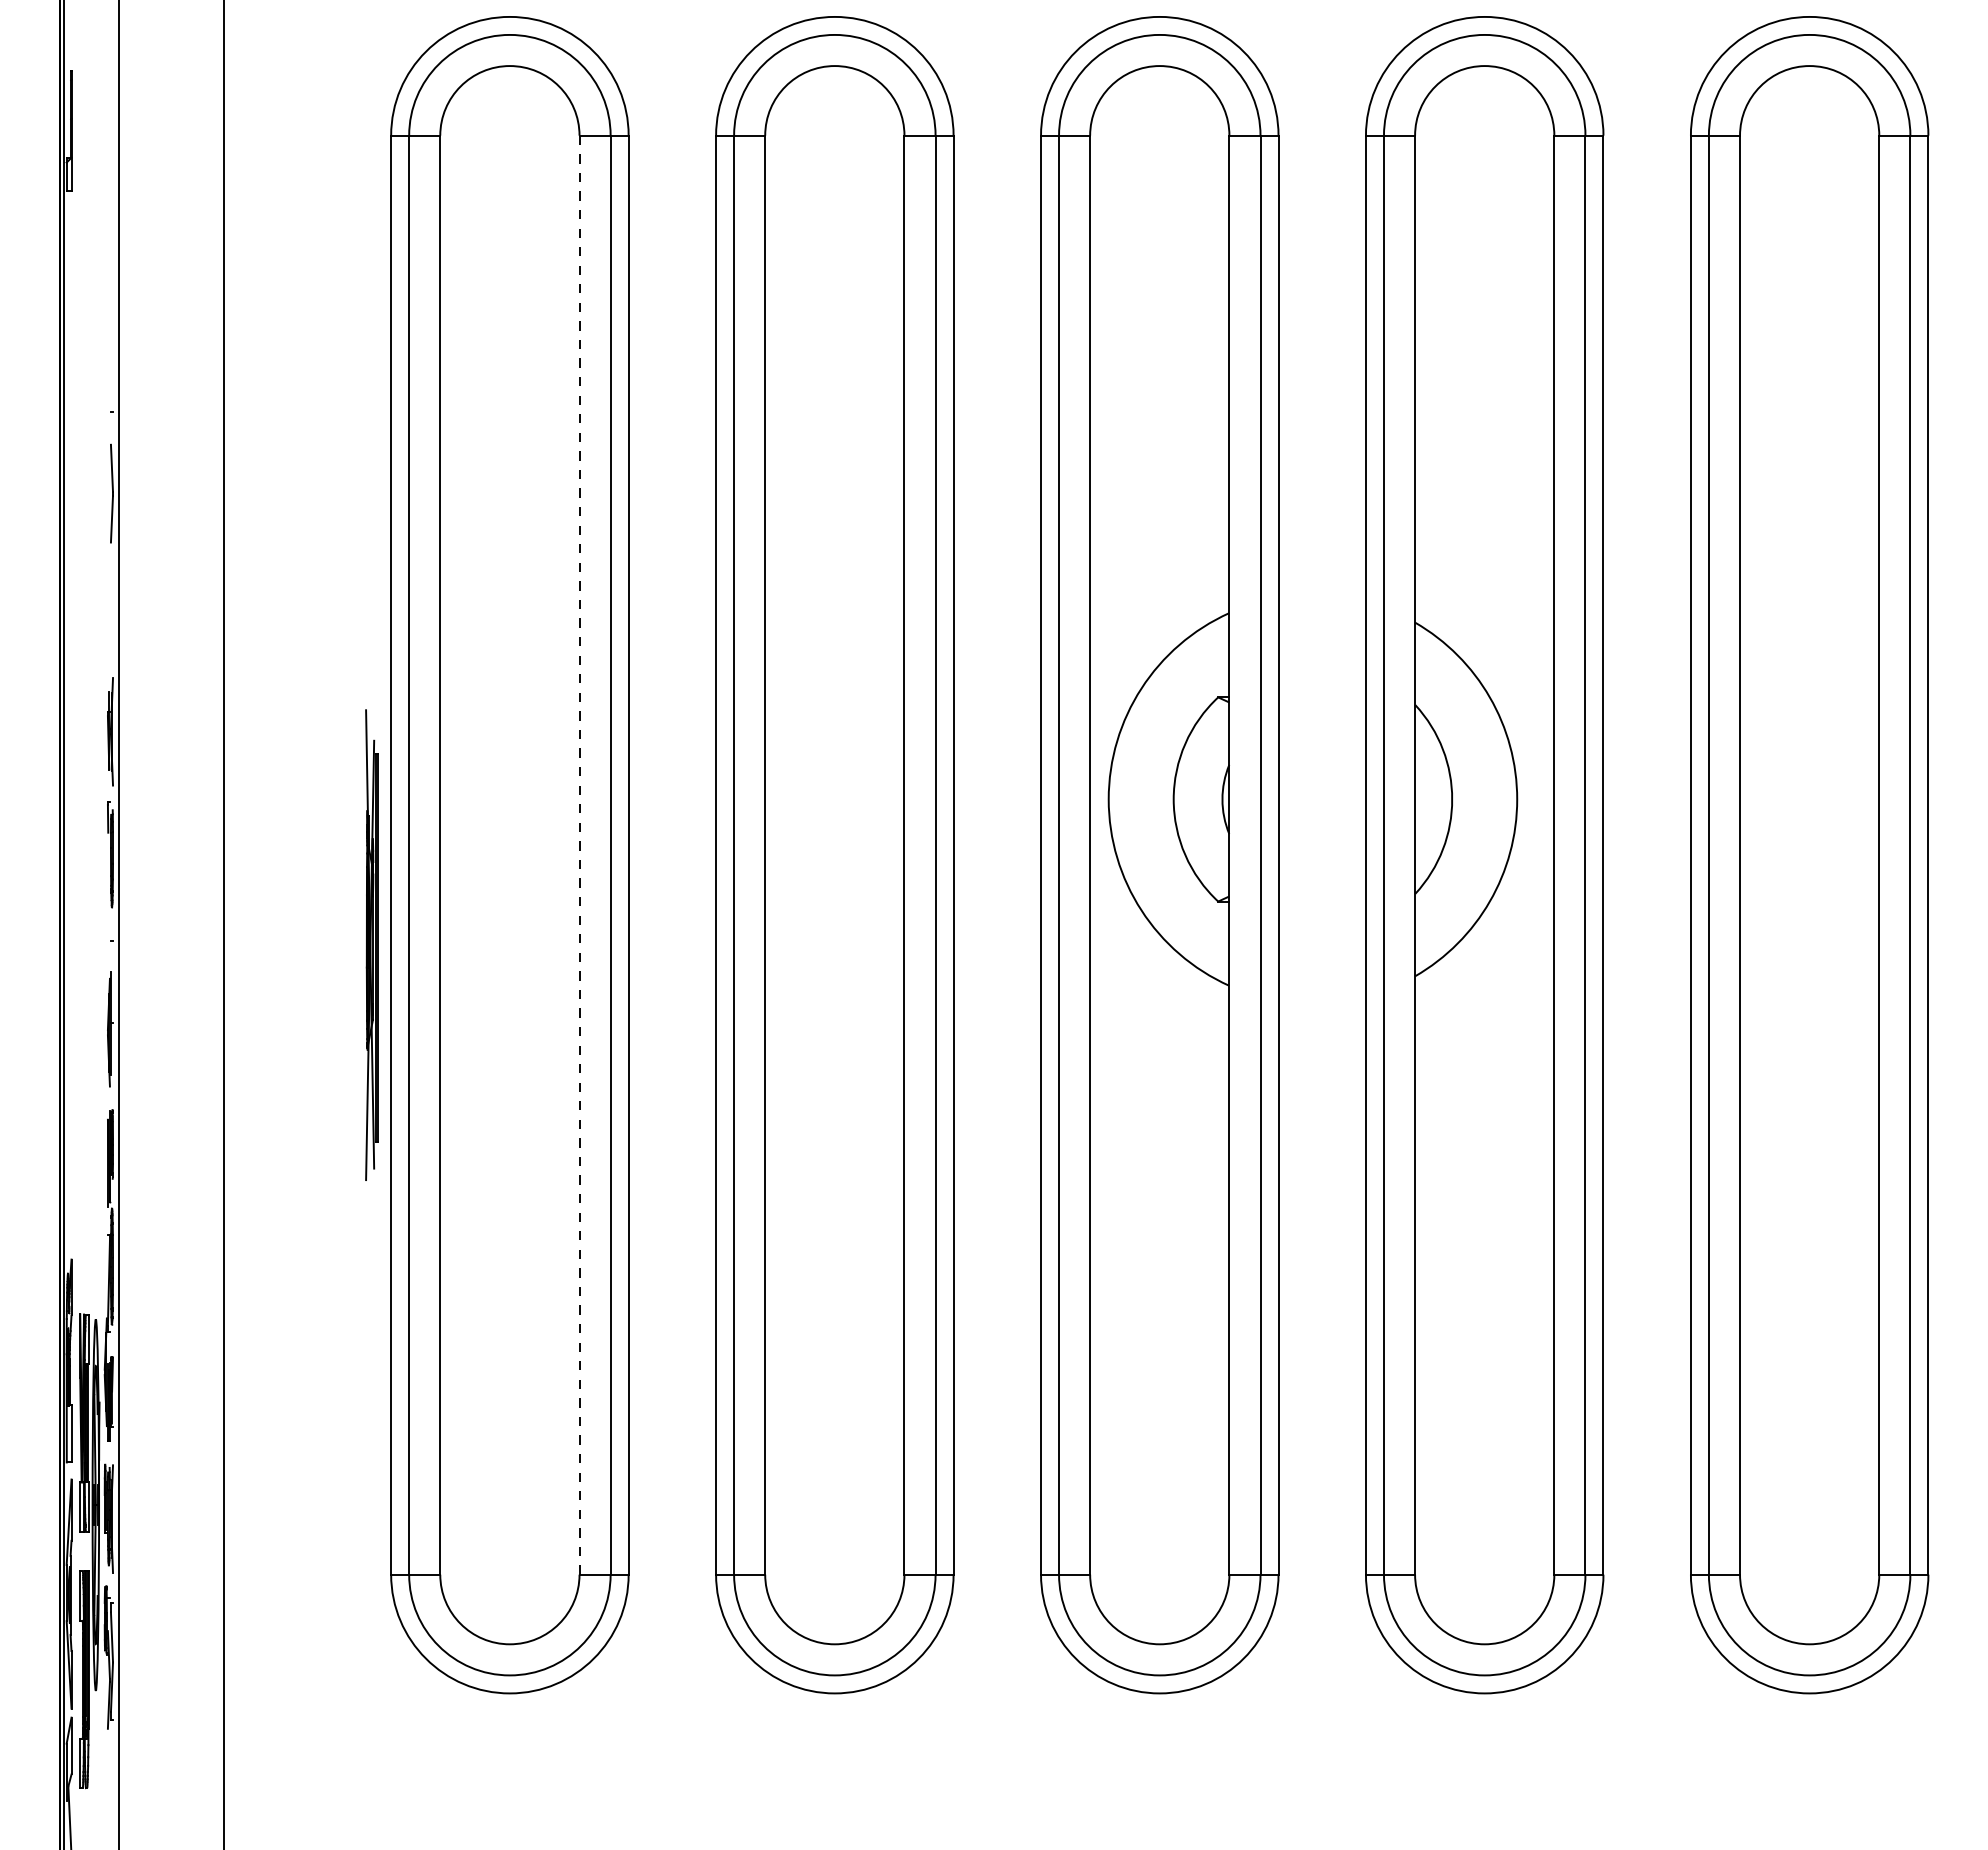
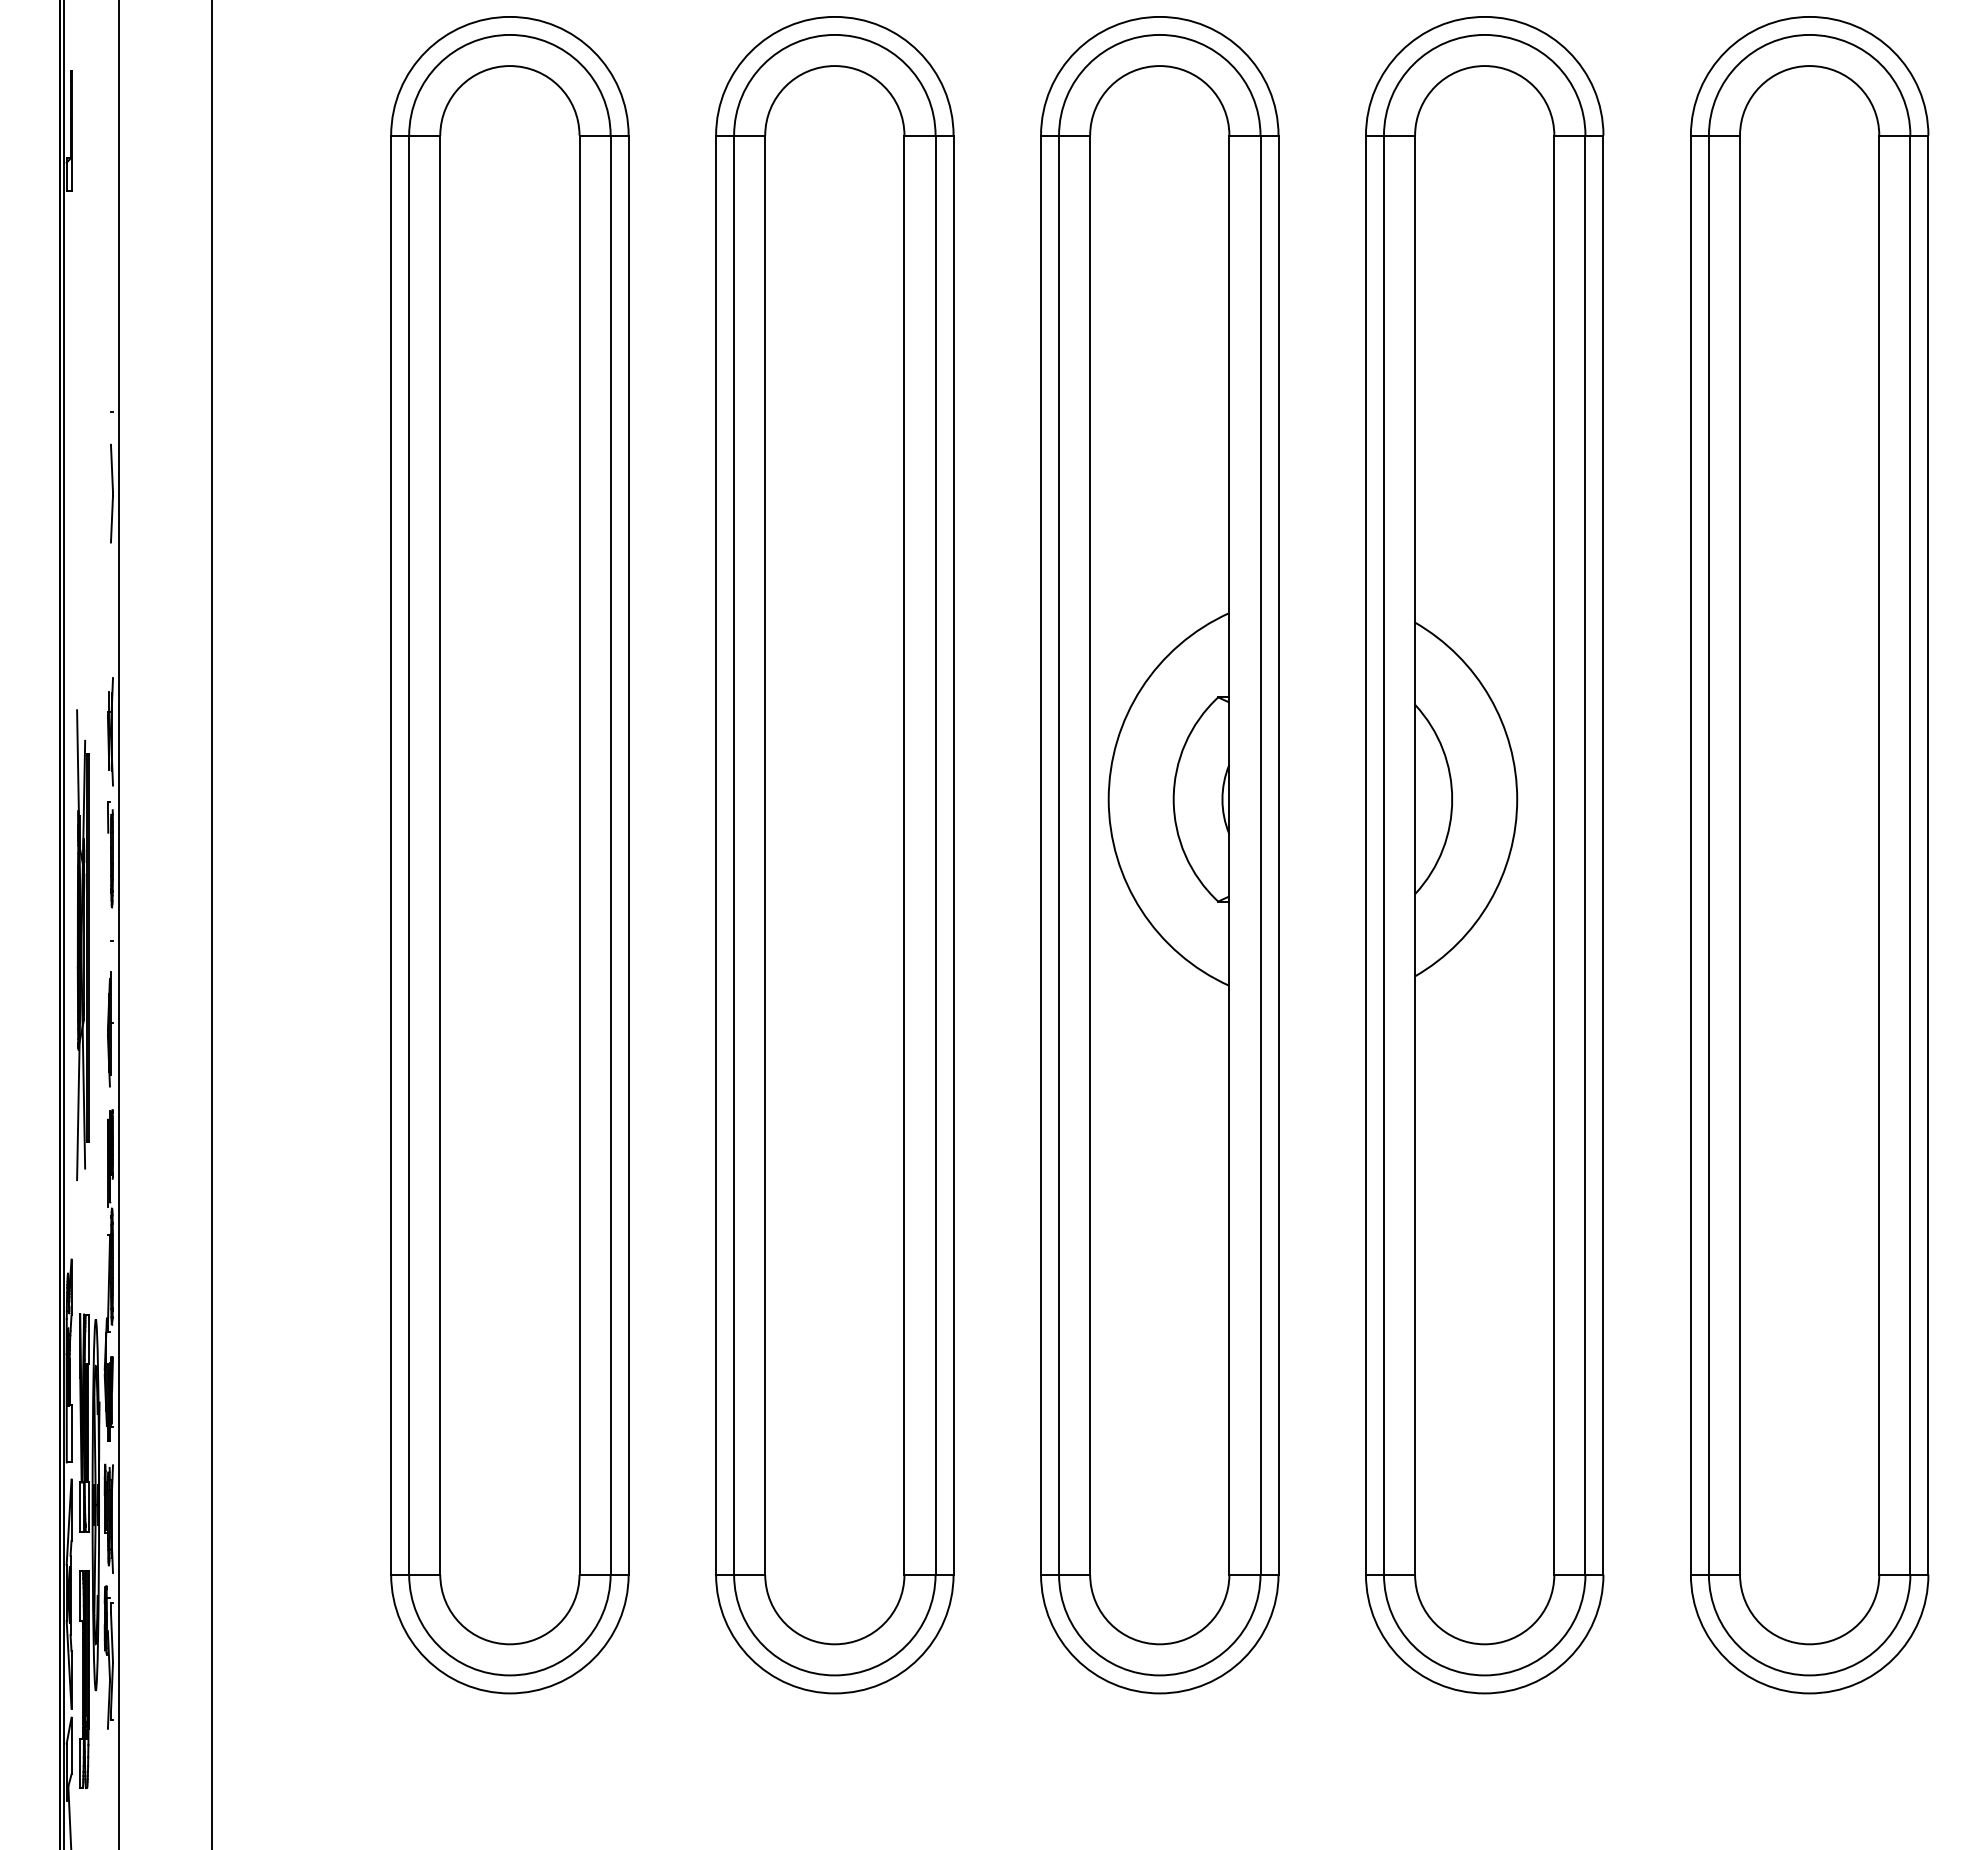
line: dashed -> solid (579, 855)
line position: (223, 924) -> (211, 924) (211, 924)
part position: (371, 944) -> (82, 944) (82, 944)
